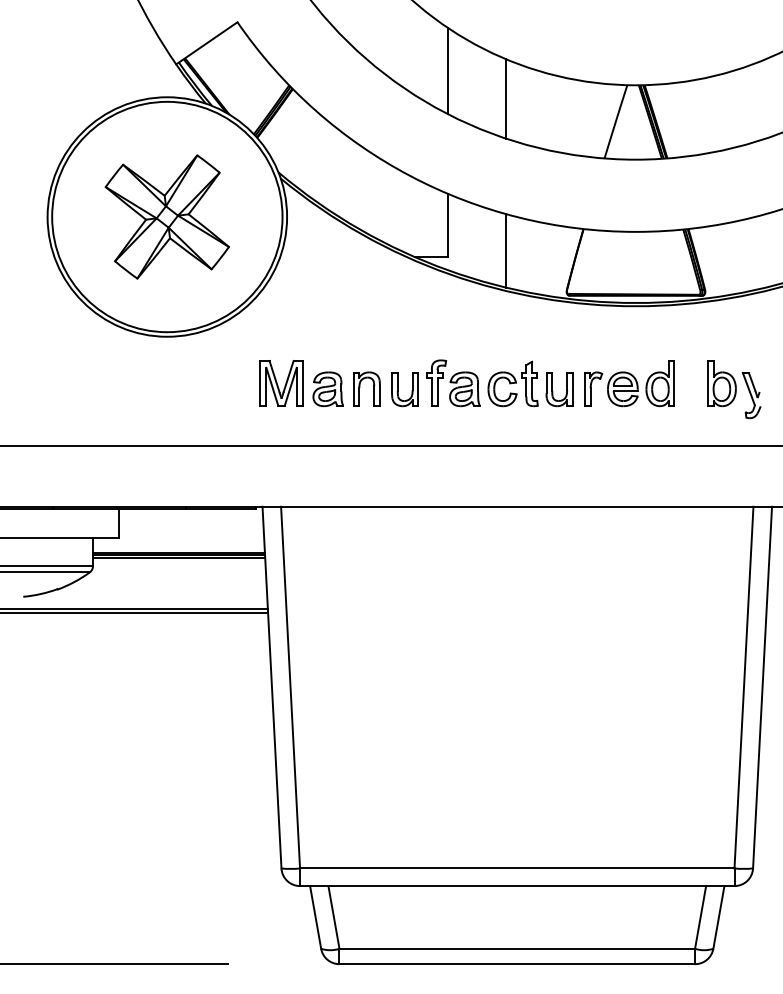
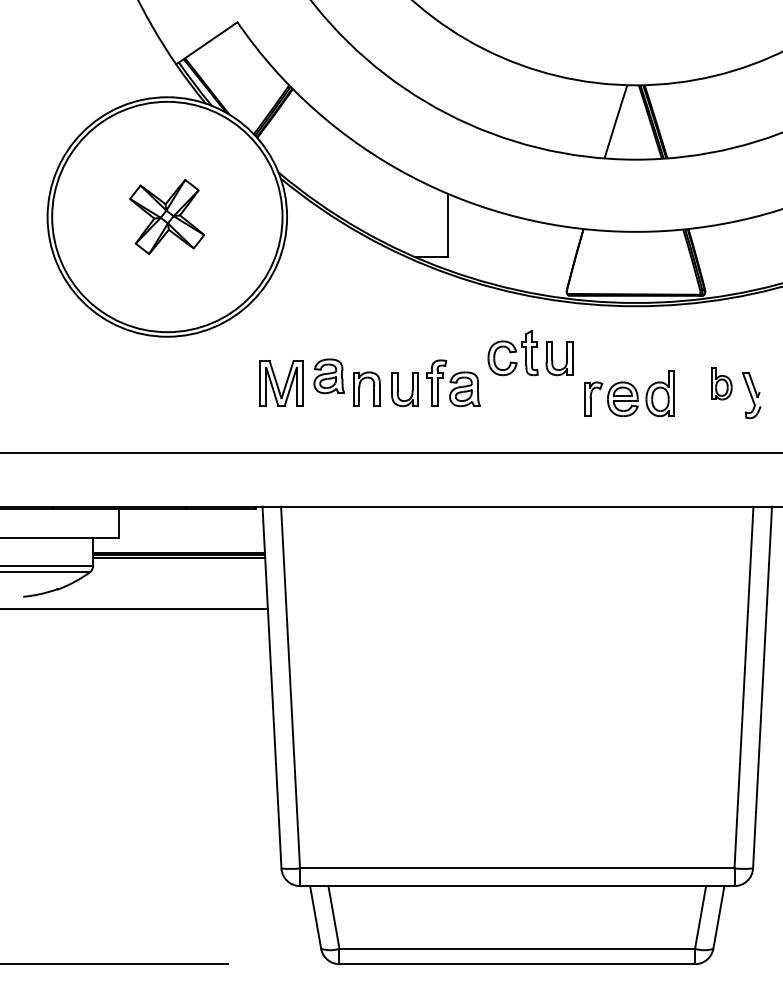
line: present -> none (448, 71)
line: present -> none (506, 98)
part size: 126x126 px -> 77x76 px (167, 216)
line: present -> none (506, 250)
part position: (530, 383) -> (530, 352) (530, 352)
part position: (629, 383) -> (629, 393) (629, 393)
part size: 30x48 px -> 22x34 px (721, 383)
part position: (327, 389) -> (328, 376) (328, 376)
line position: (390, 445) -> (390, 452) (390, 452)
line: present -> none (135, 612)
